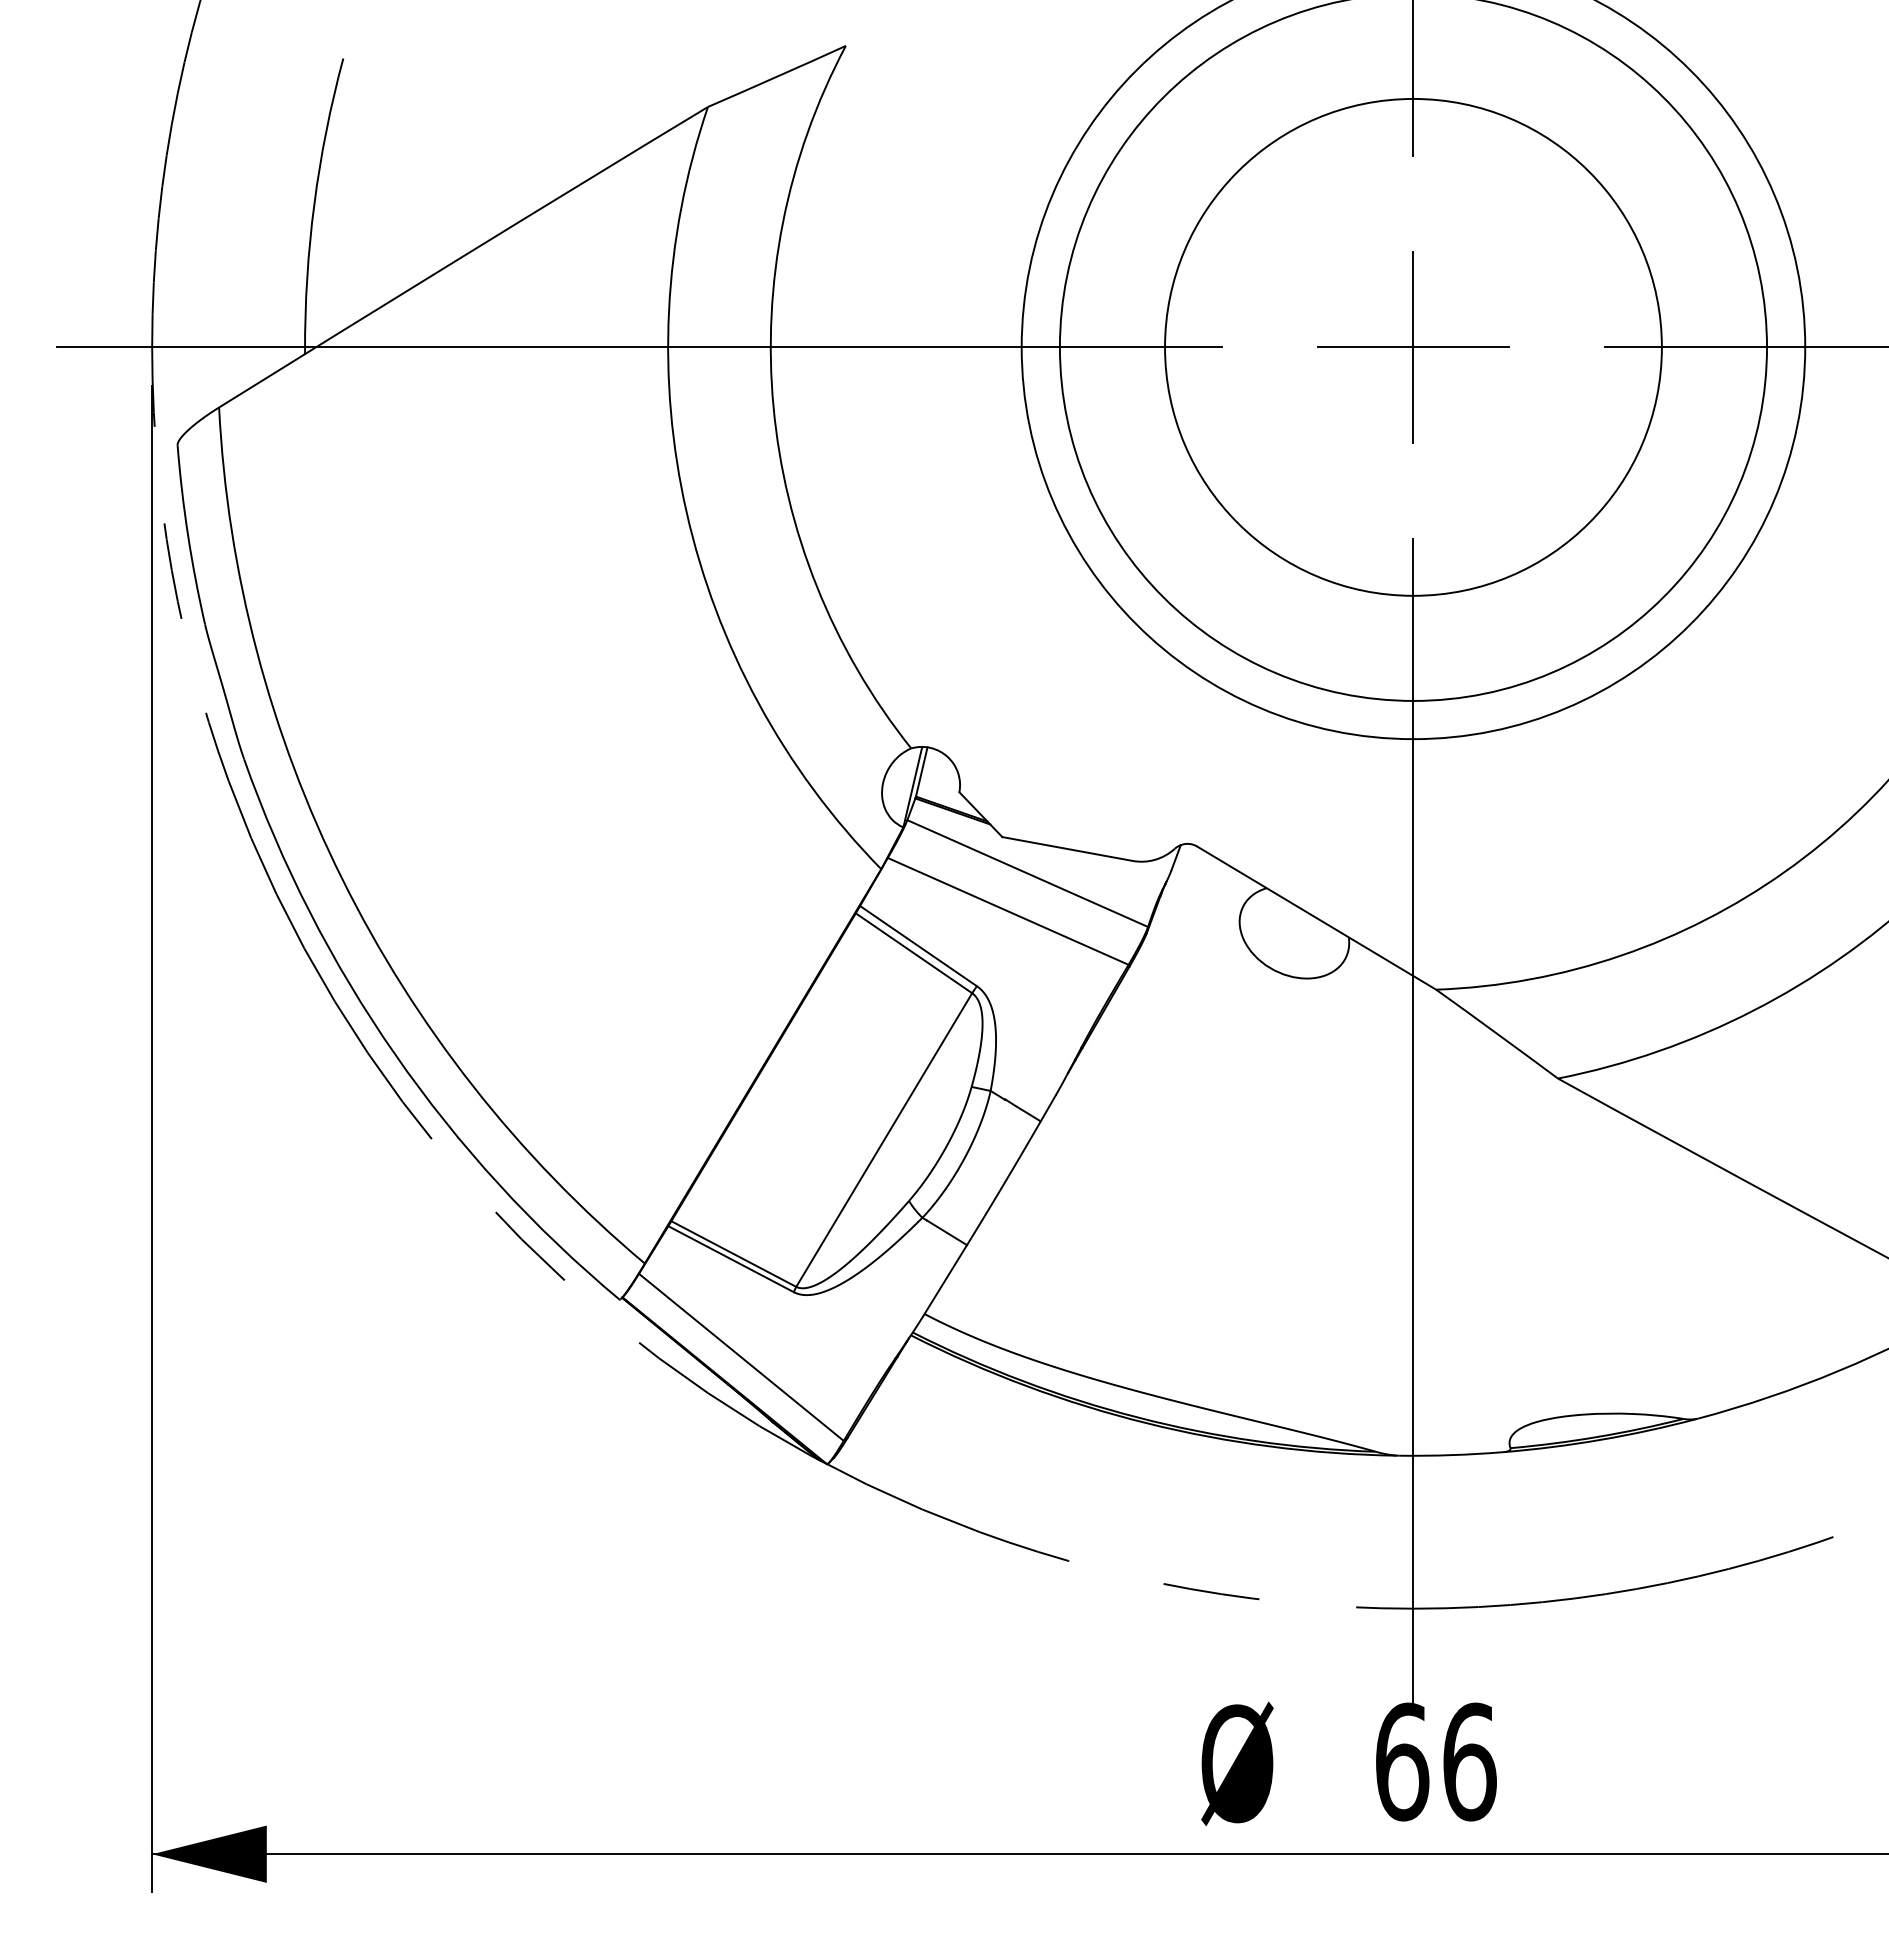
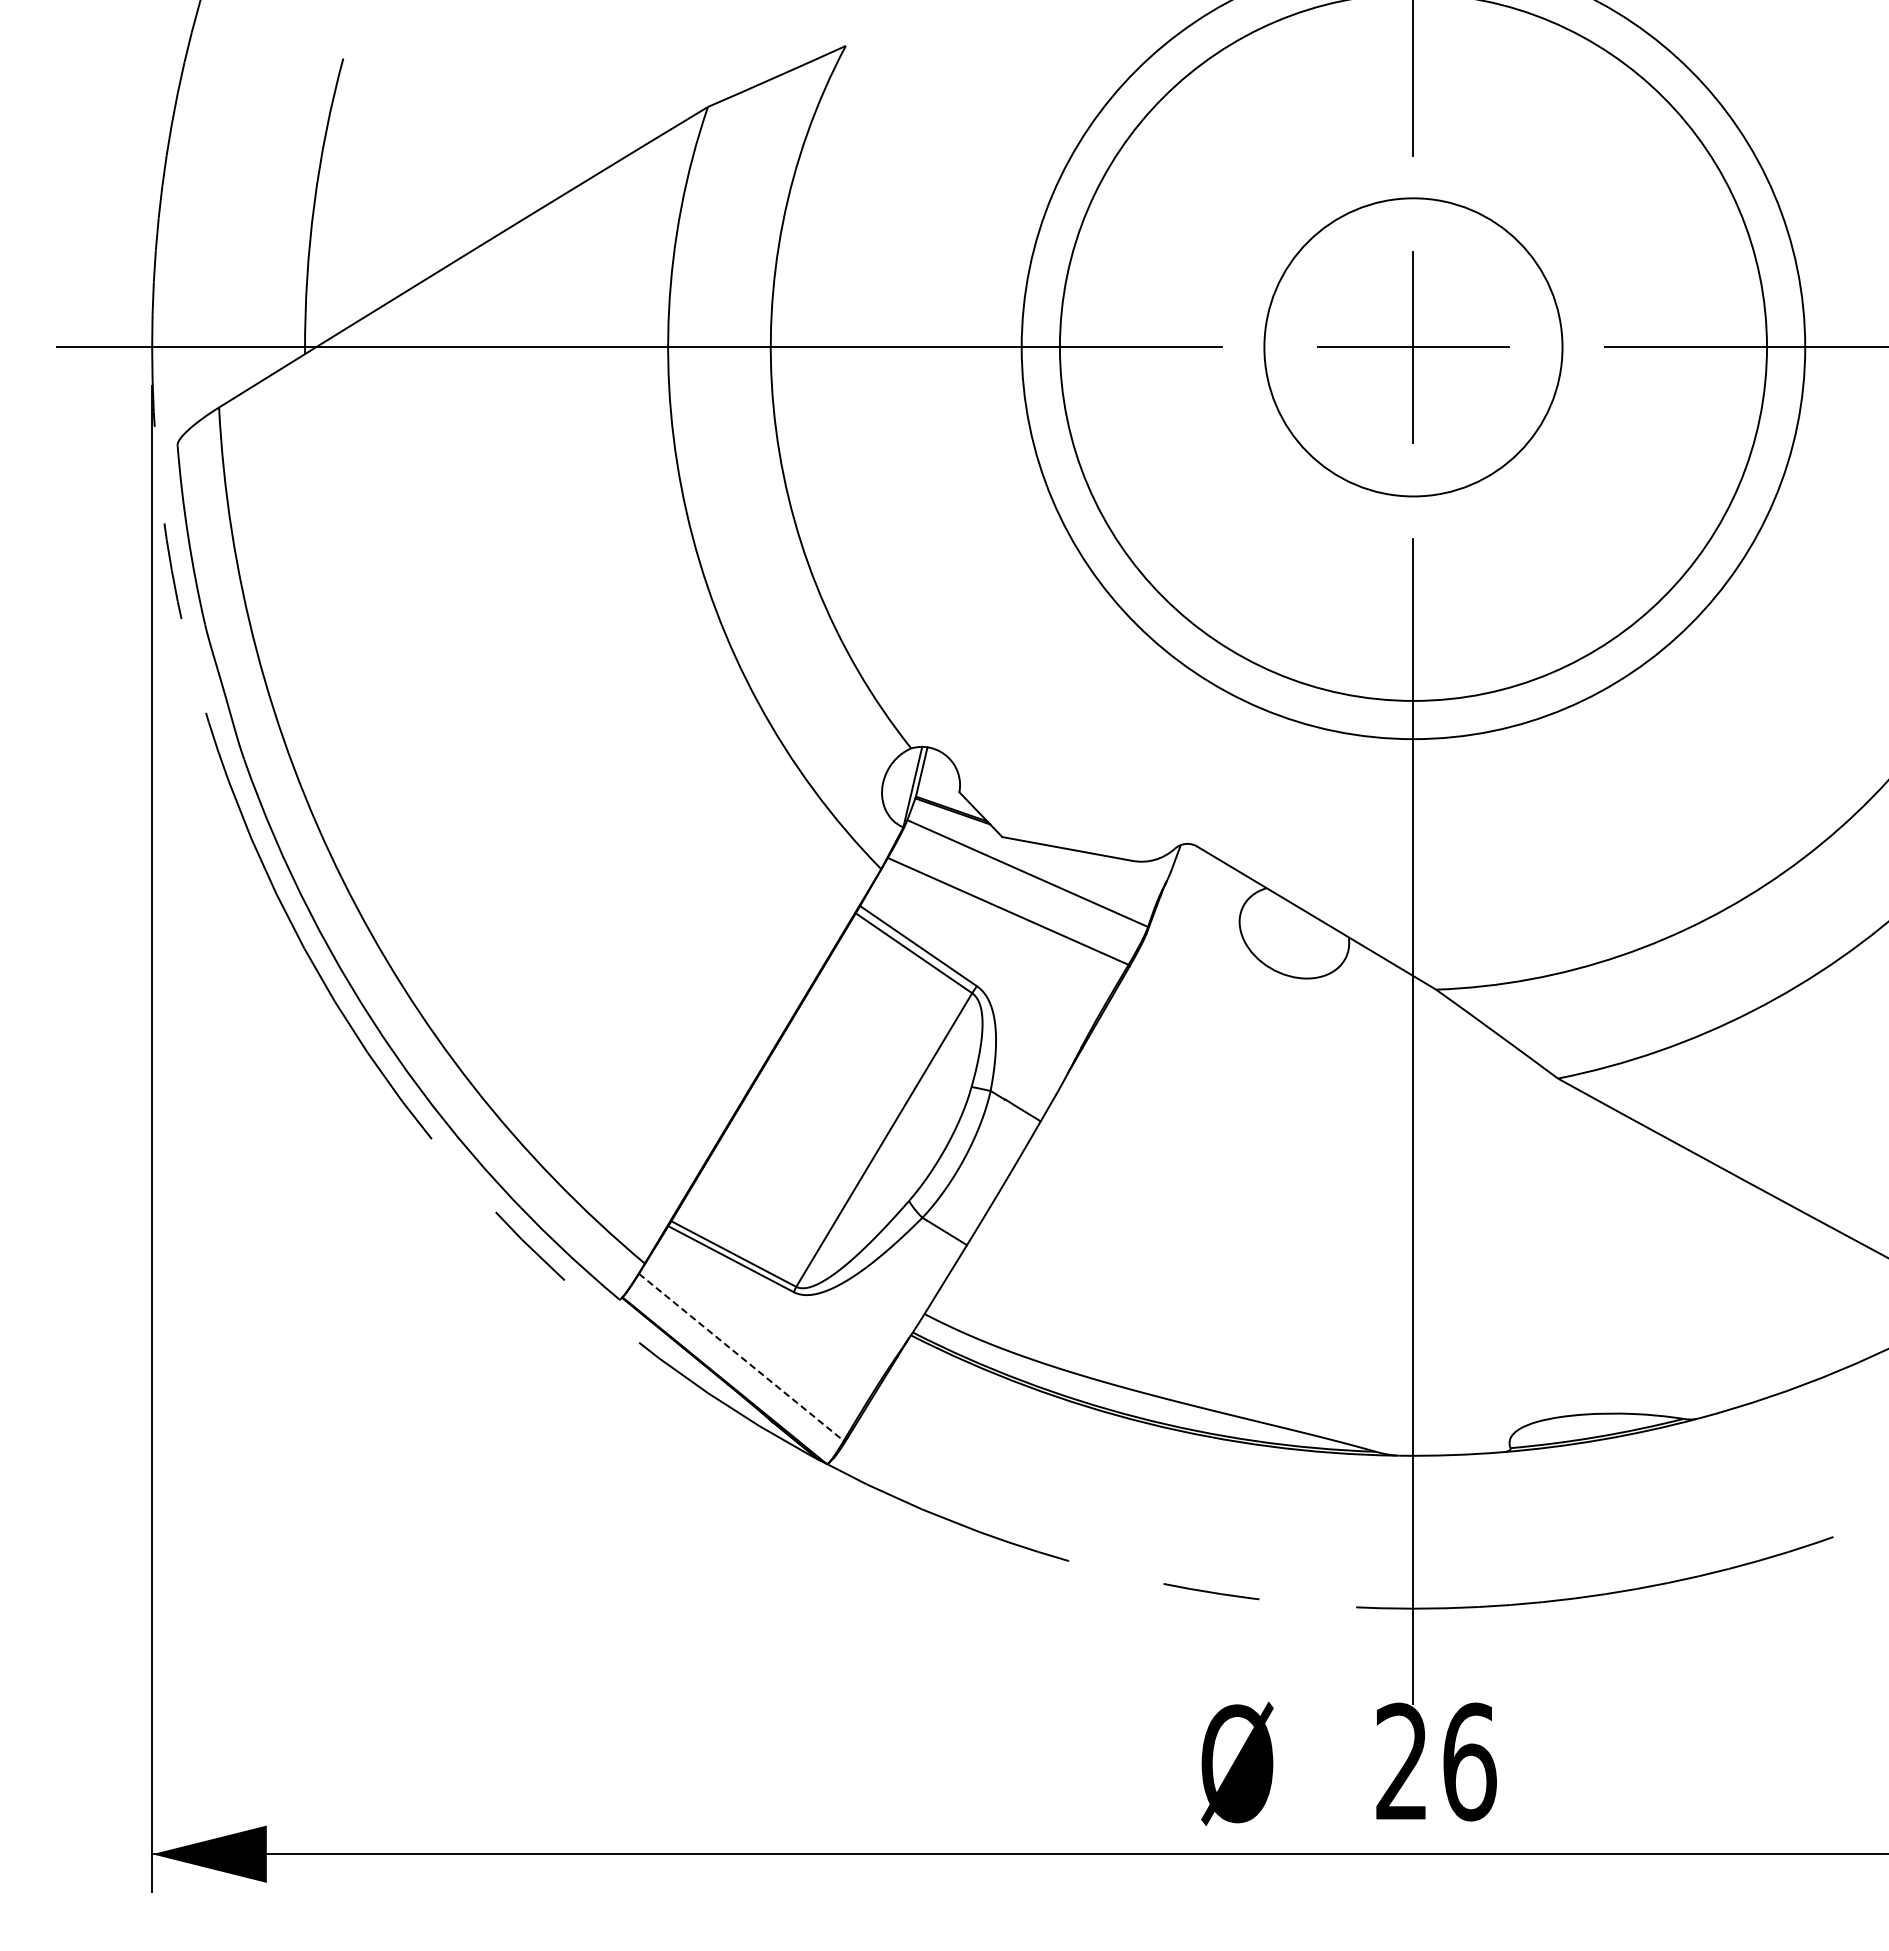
circle diameter: 497 px -> 298 px (1413, 347)
line: solid -> dashed (741, 1357)
text: 66 -> 26 (1402, 1761)
